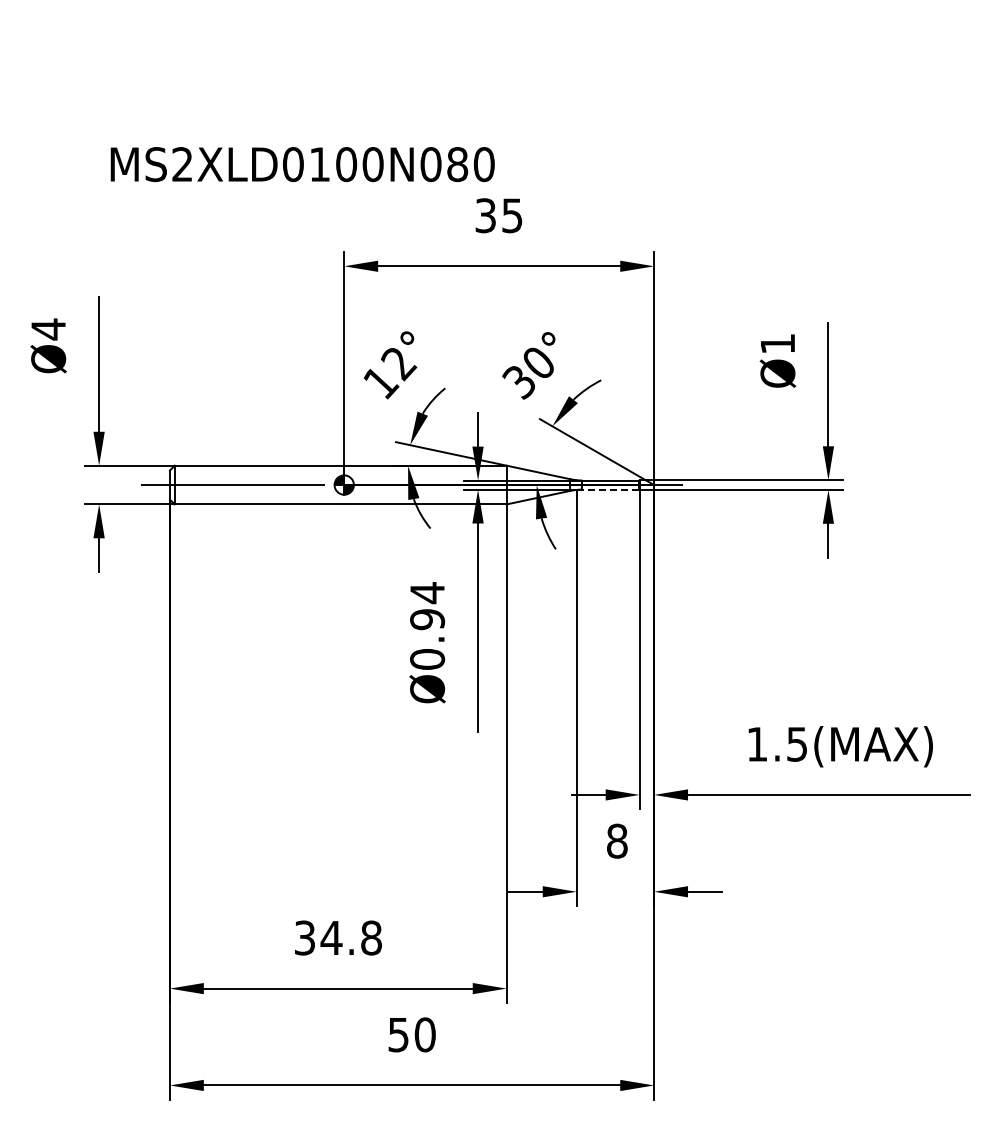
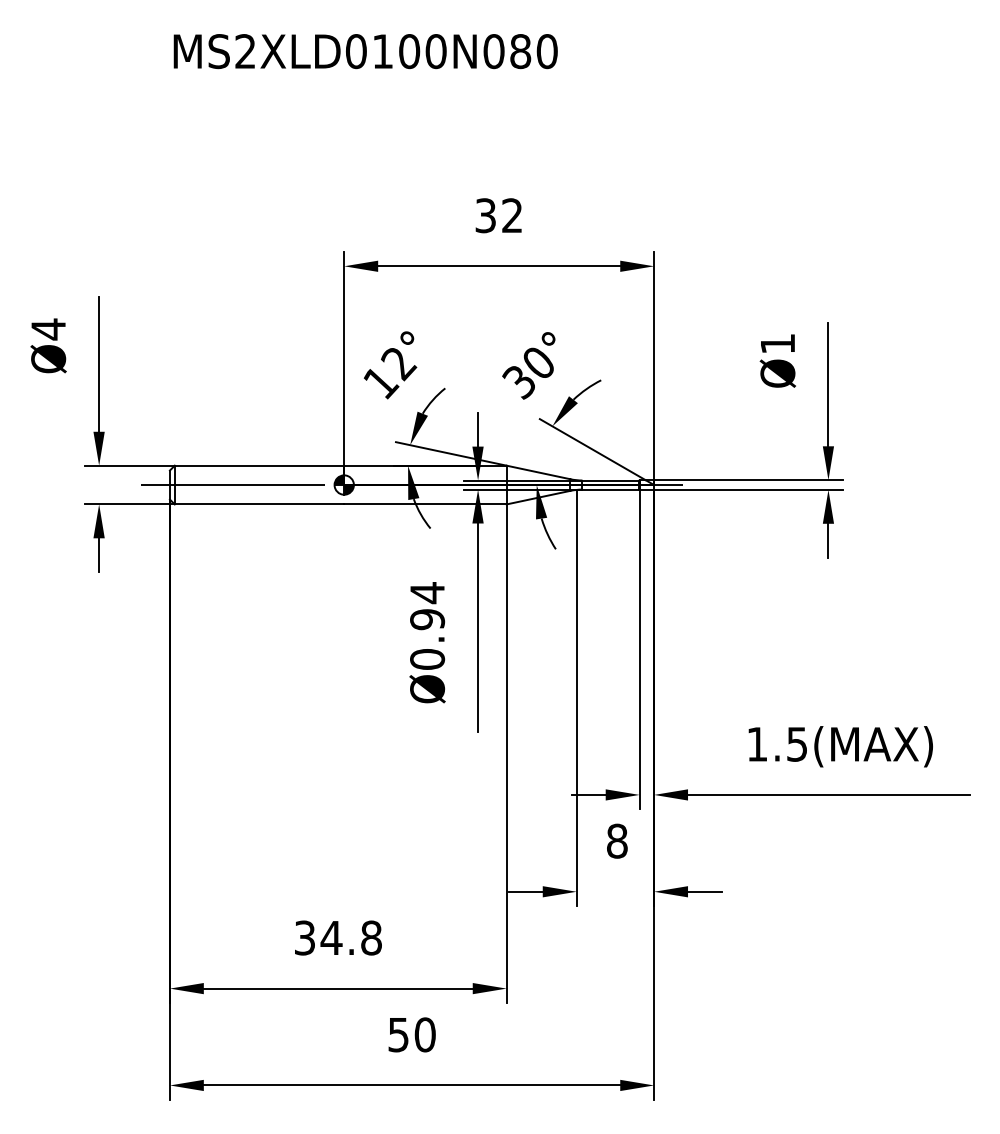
text position: (302, 164) -> (365, 51) (365, 51)
text: 35 -> 32 (512, 215)
line: dashed -> solid (610, 489)
